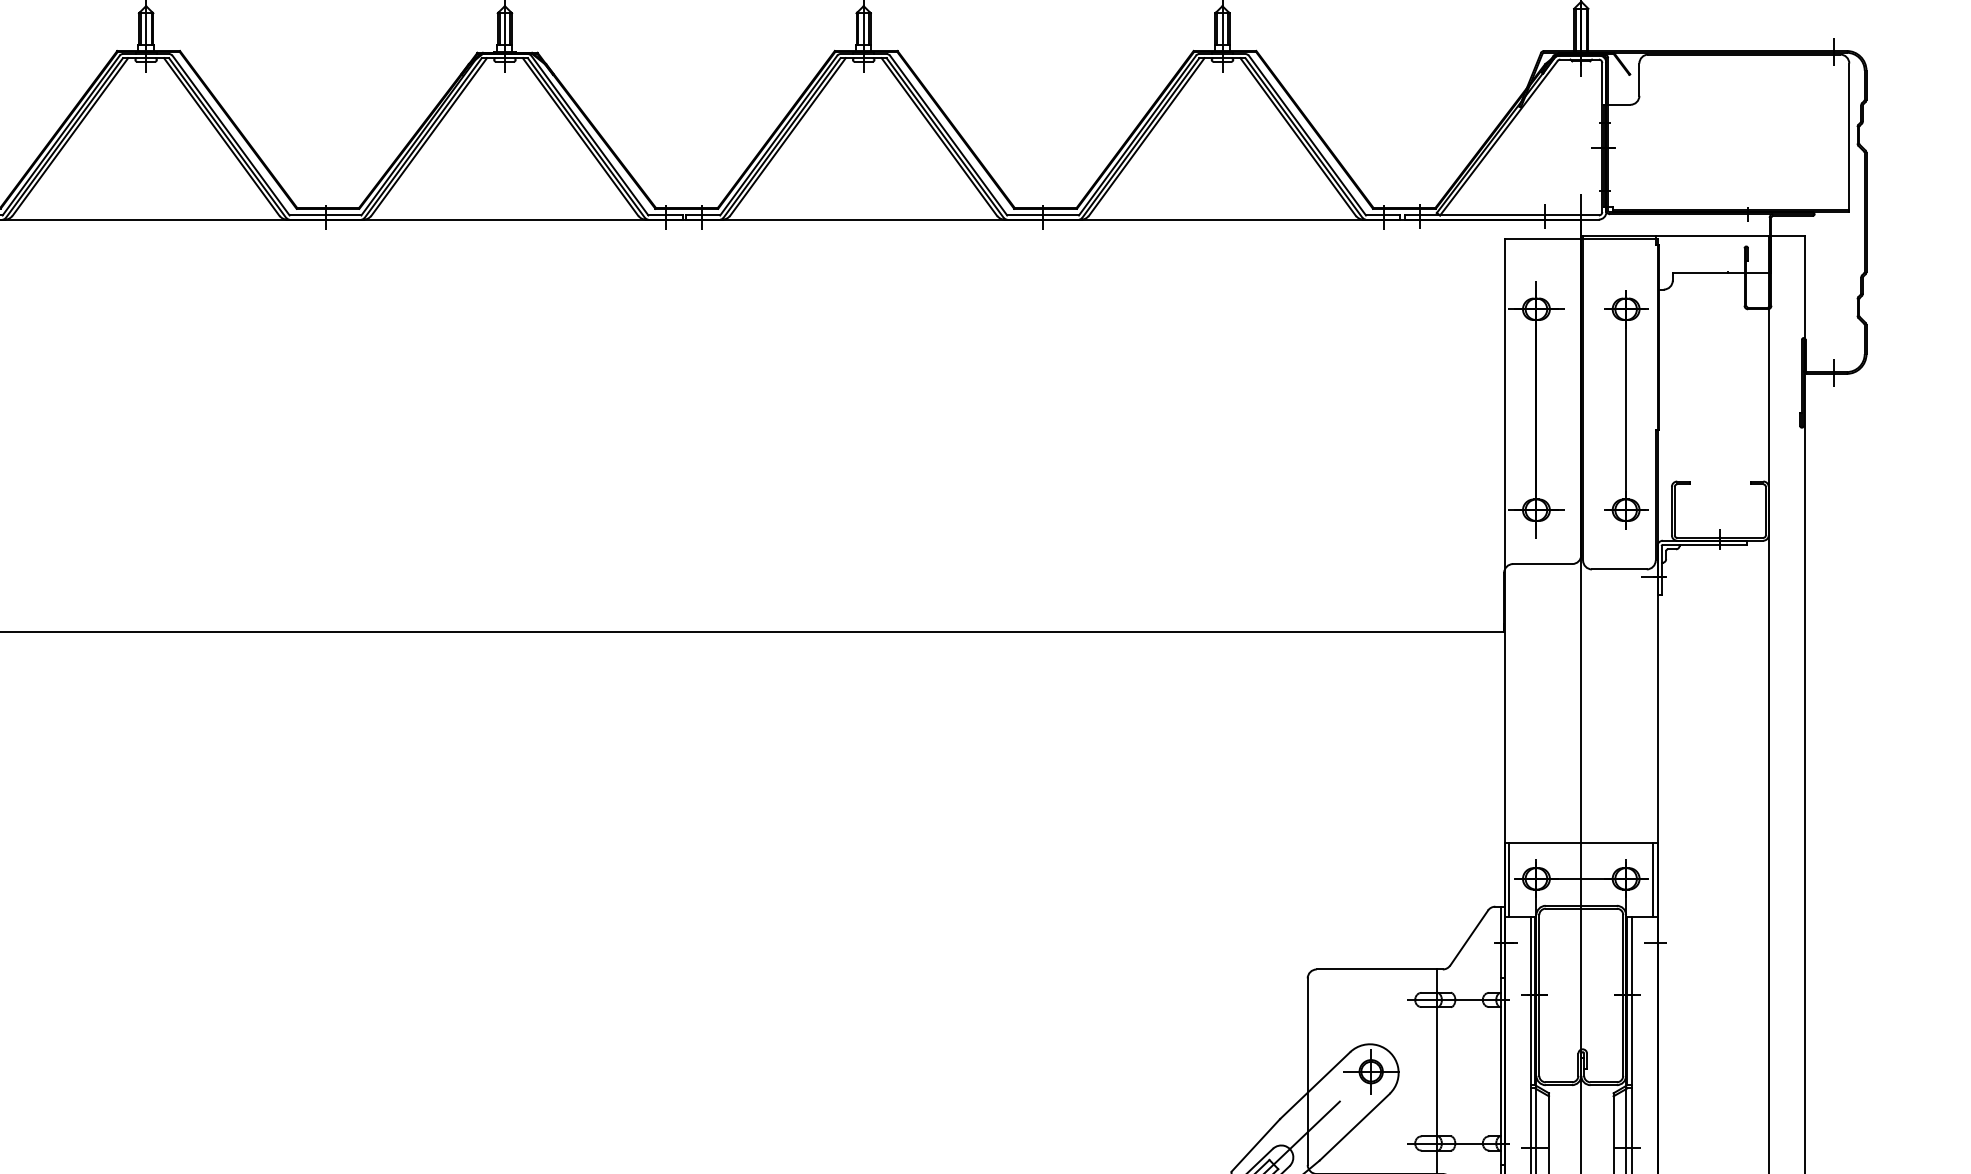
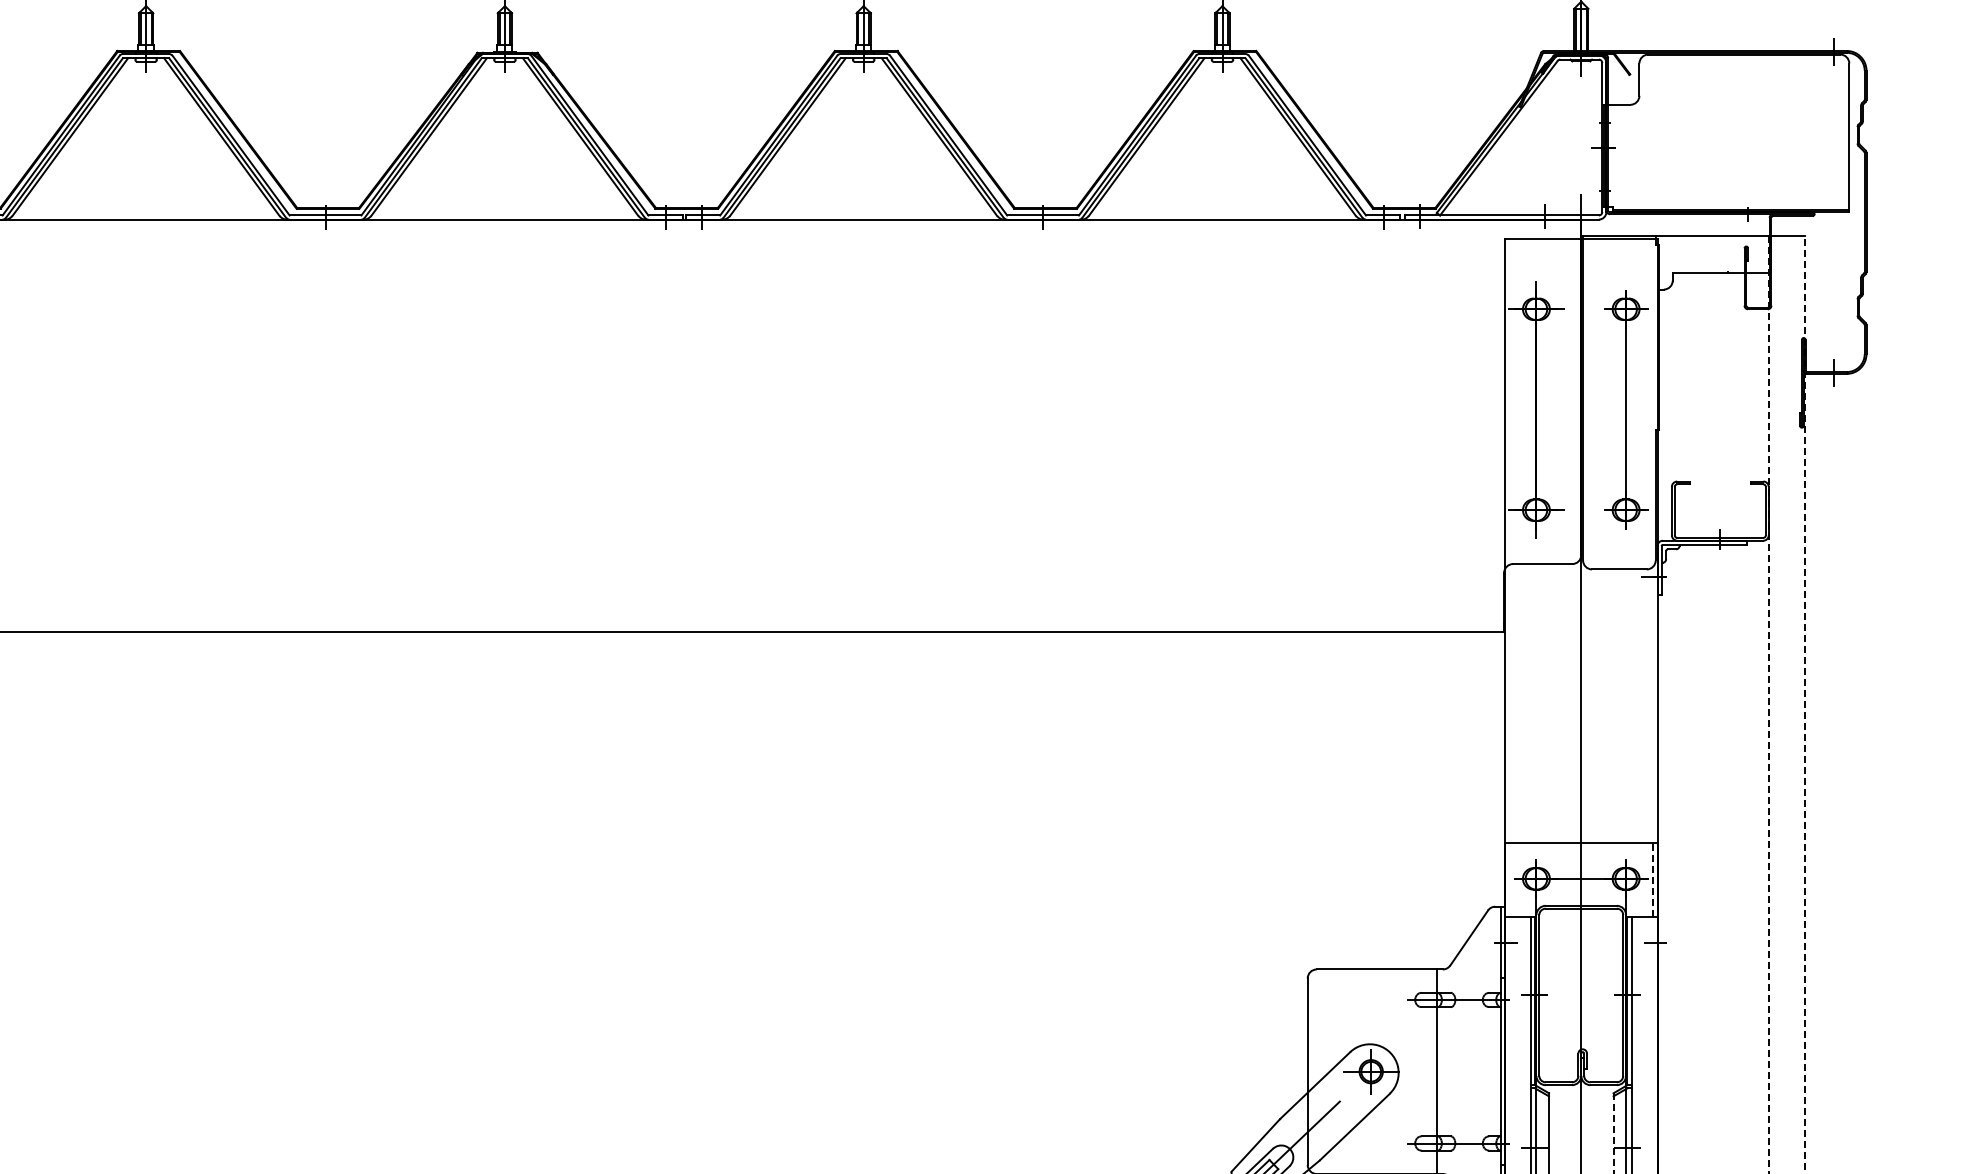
line: solid -> dashed (1768, 704)
line: solid -> dashed (1804, 704)
line: present -> none (1509, 879)
line: solid -> dashed (1653, 879)
line: solid -> dashed (1613, 1134)
